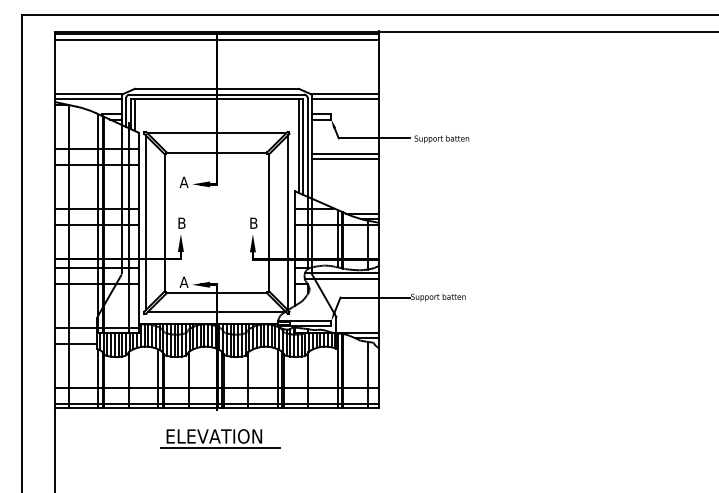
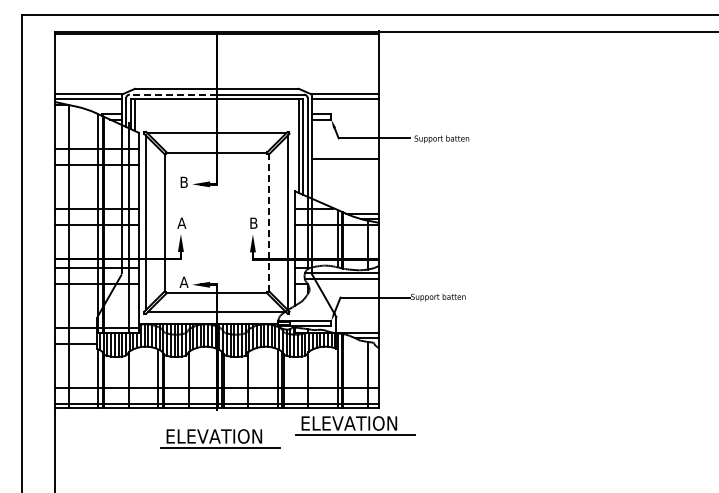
line: present -> none (216, 39)
line: solid -> dashed (173, 94)
line: present -> none (345, 153)
text: A -> B (183, 181)
text: B -> A (181, 222)
line: solid -> dashed (268, 222)
part: none -> present (355, 425)
